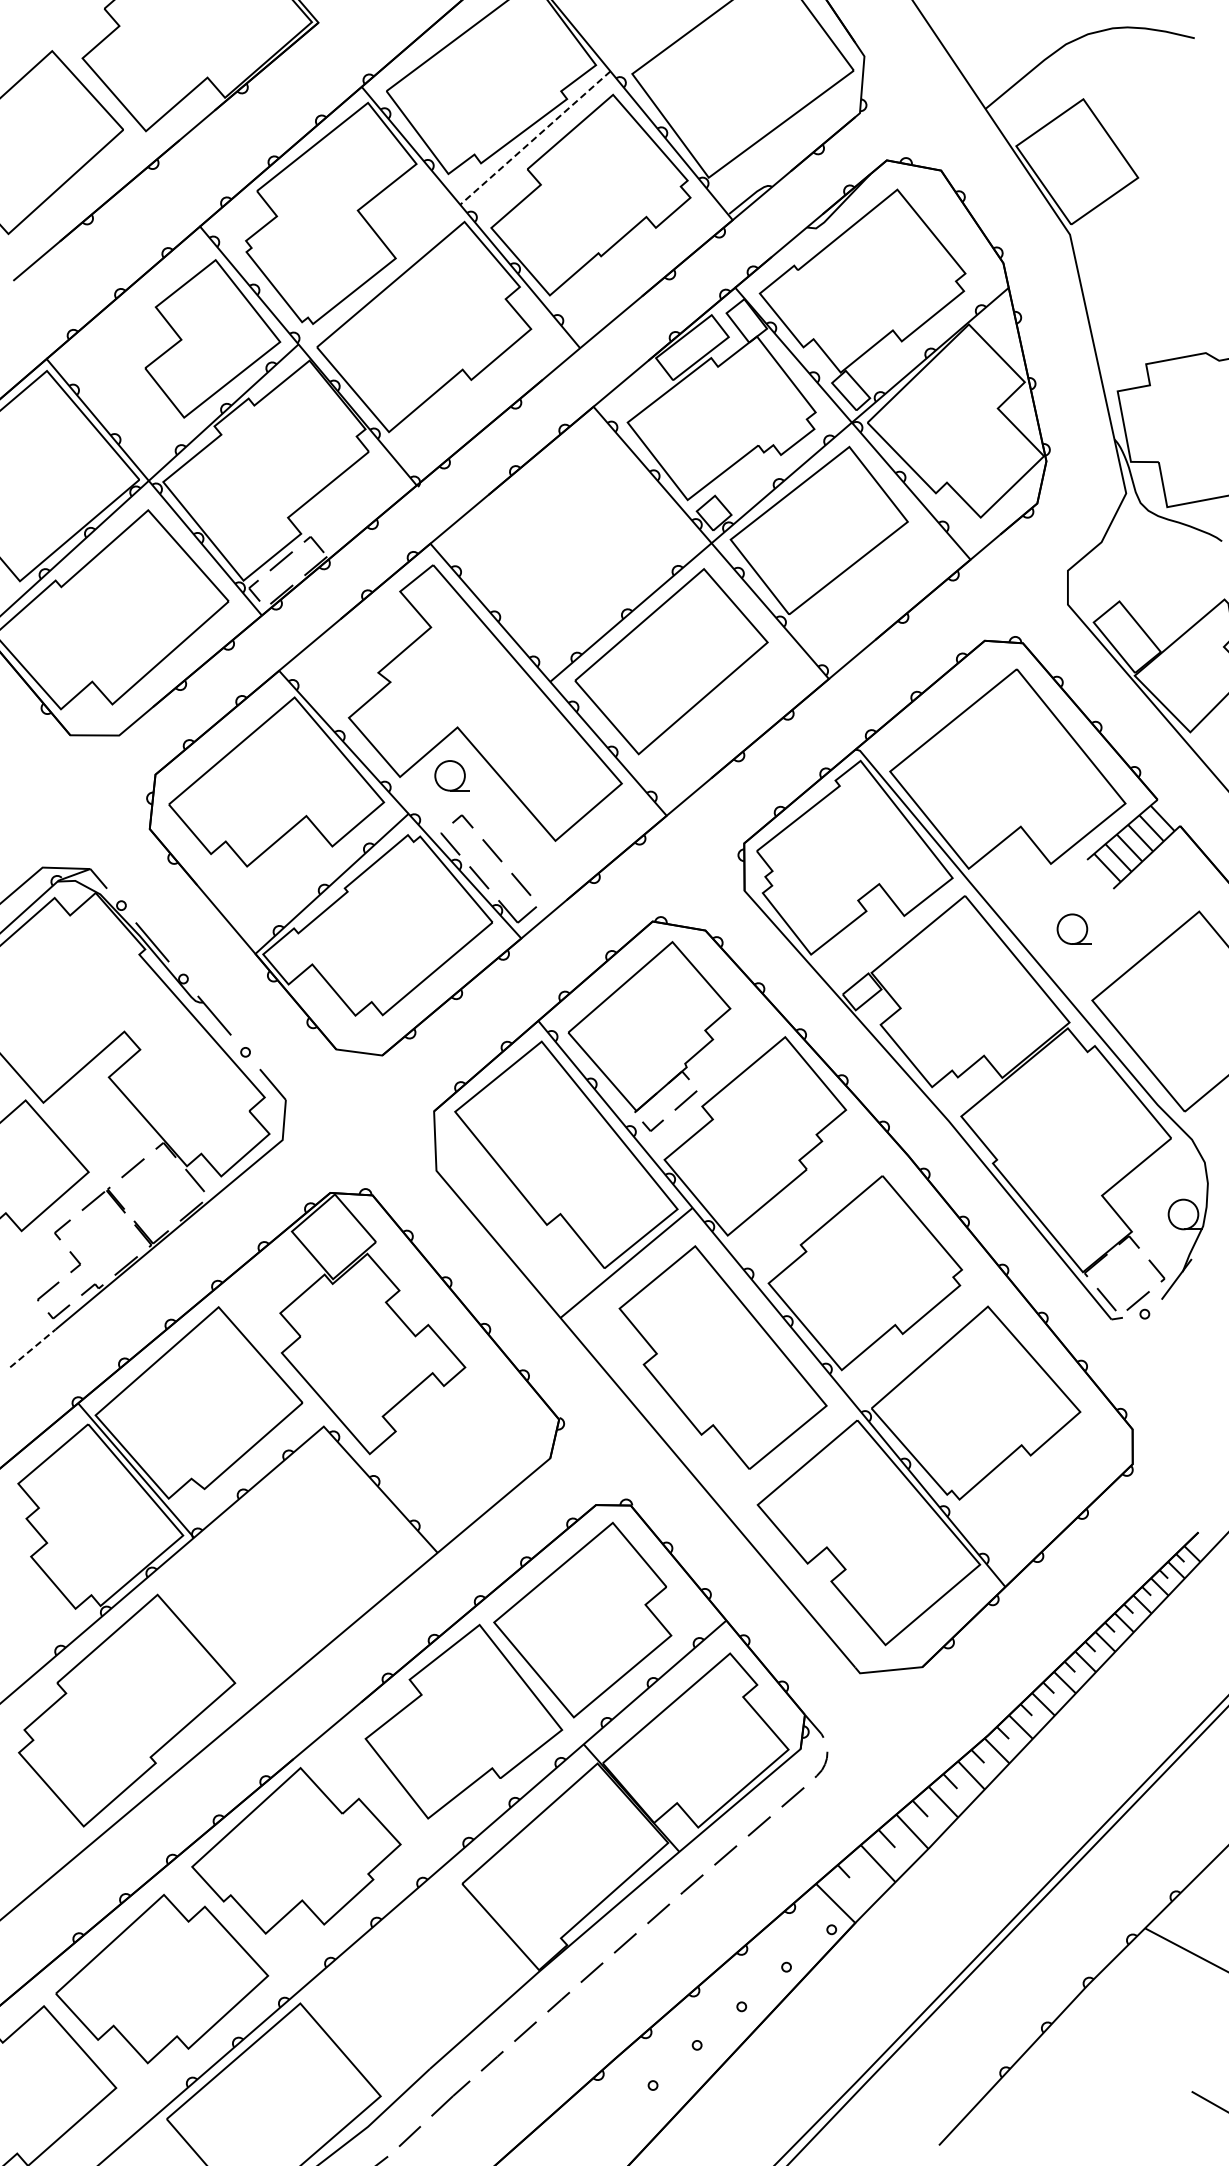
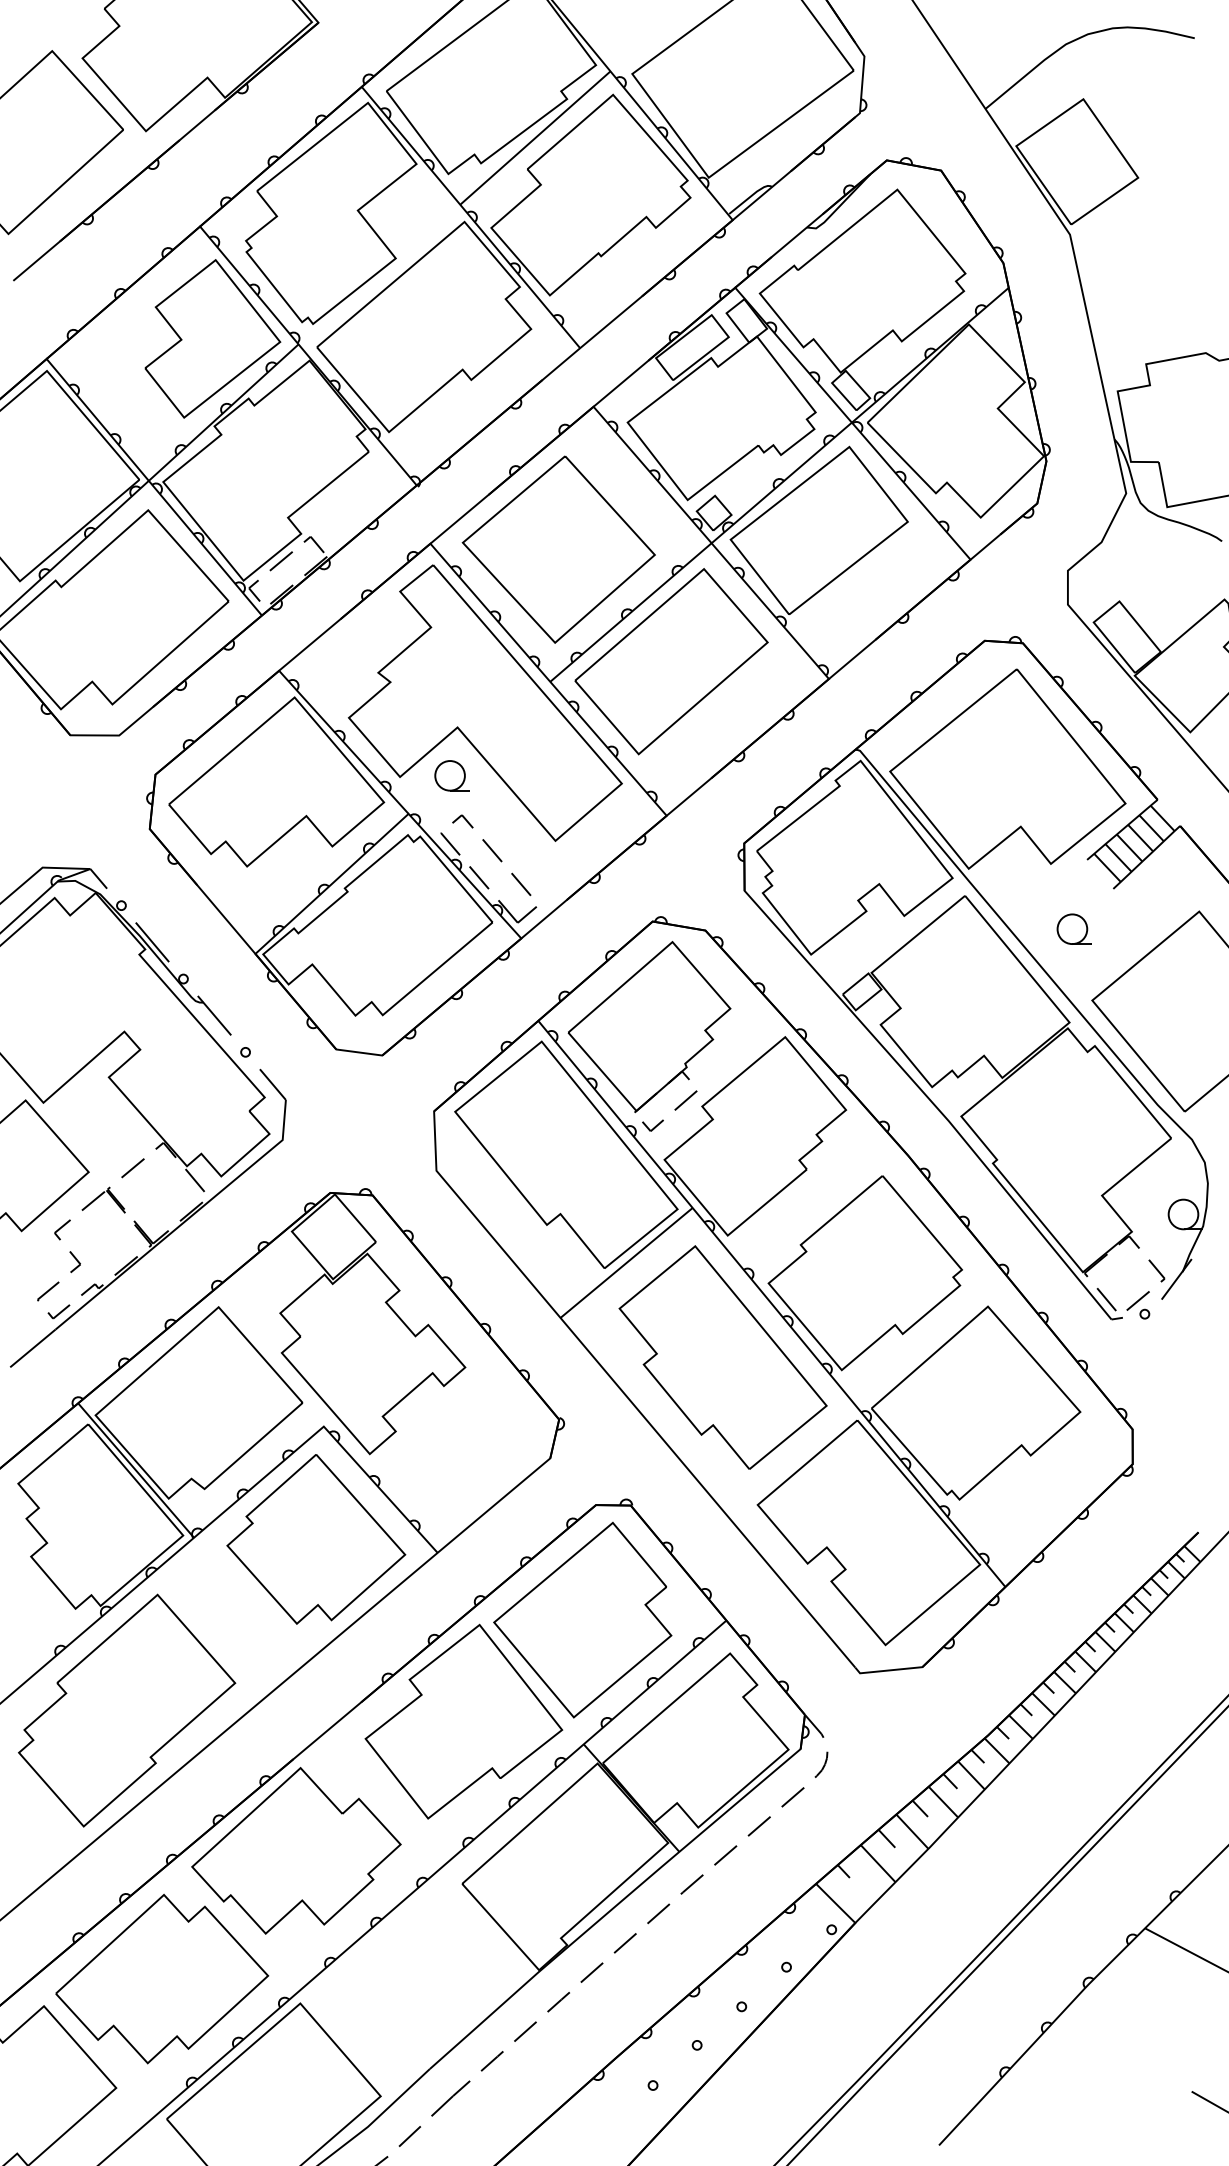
line: dashed -> solid (535, 138)
part: none -> present (558, 549)
line: dashed -> solid (32, 1348)
part: none -> present (316, 1539)
